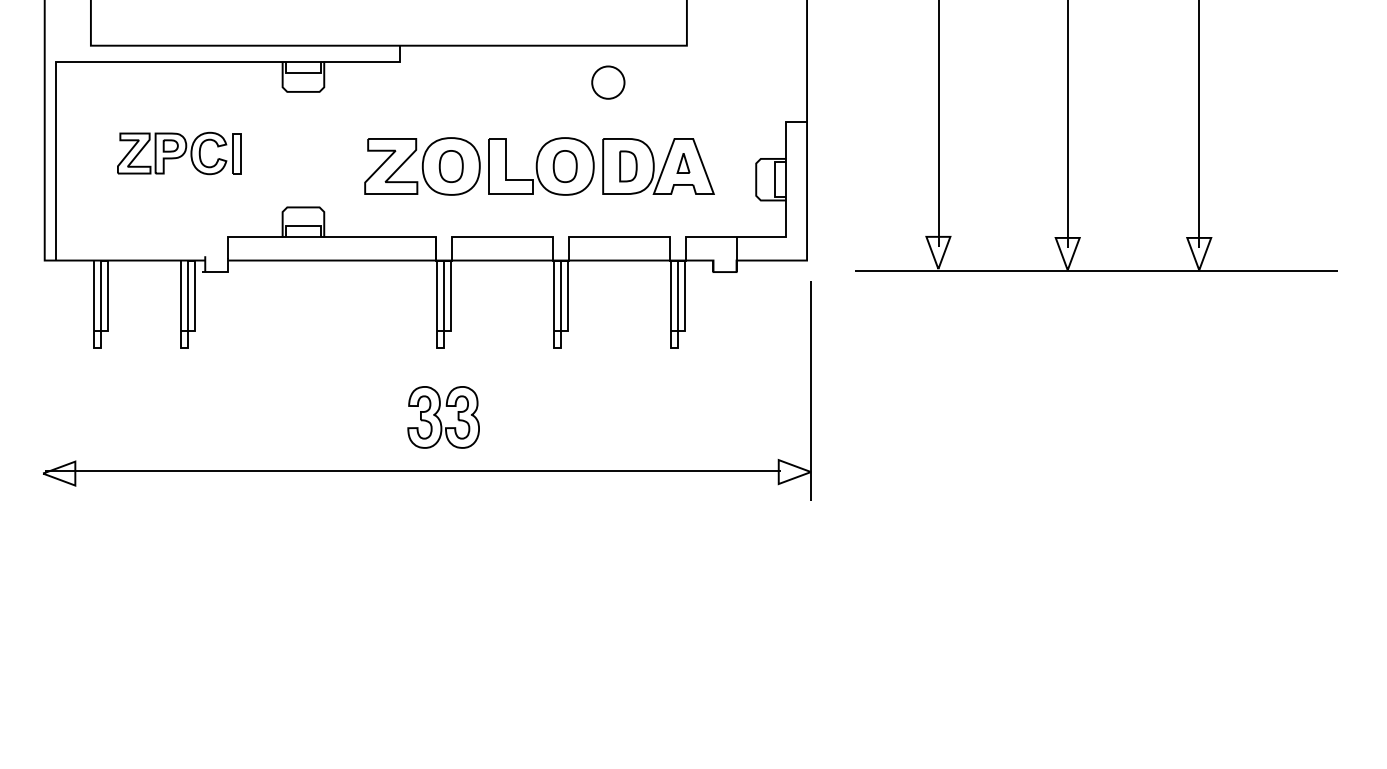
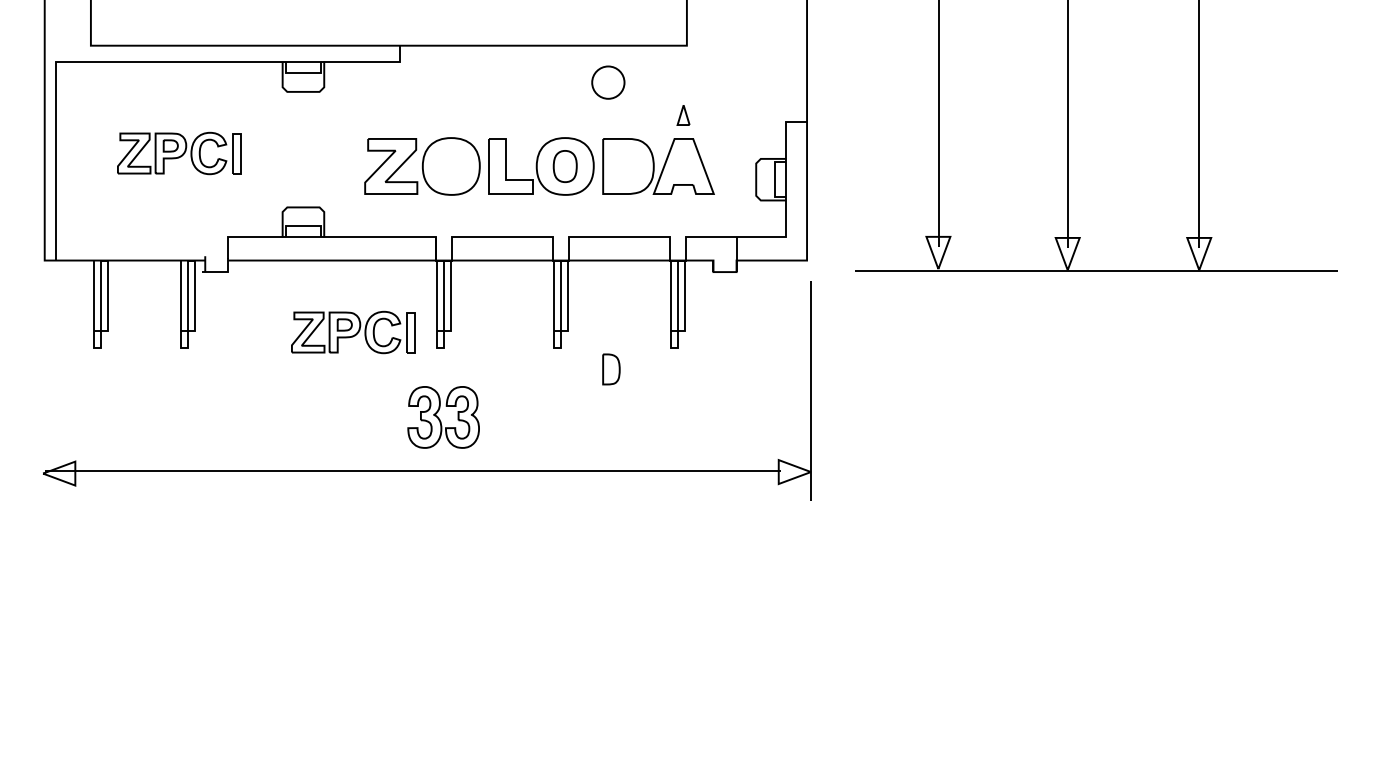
part position: (683, 163) -> (683, 115) (683, 115)
part: present -> none (450, 166)
part position: (628, 166) -> (611, 369) (611, 369)
part: none -> present (353, 332)
